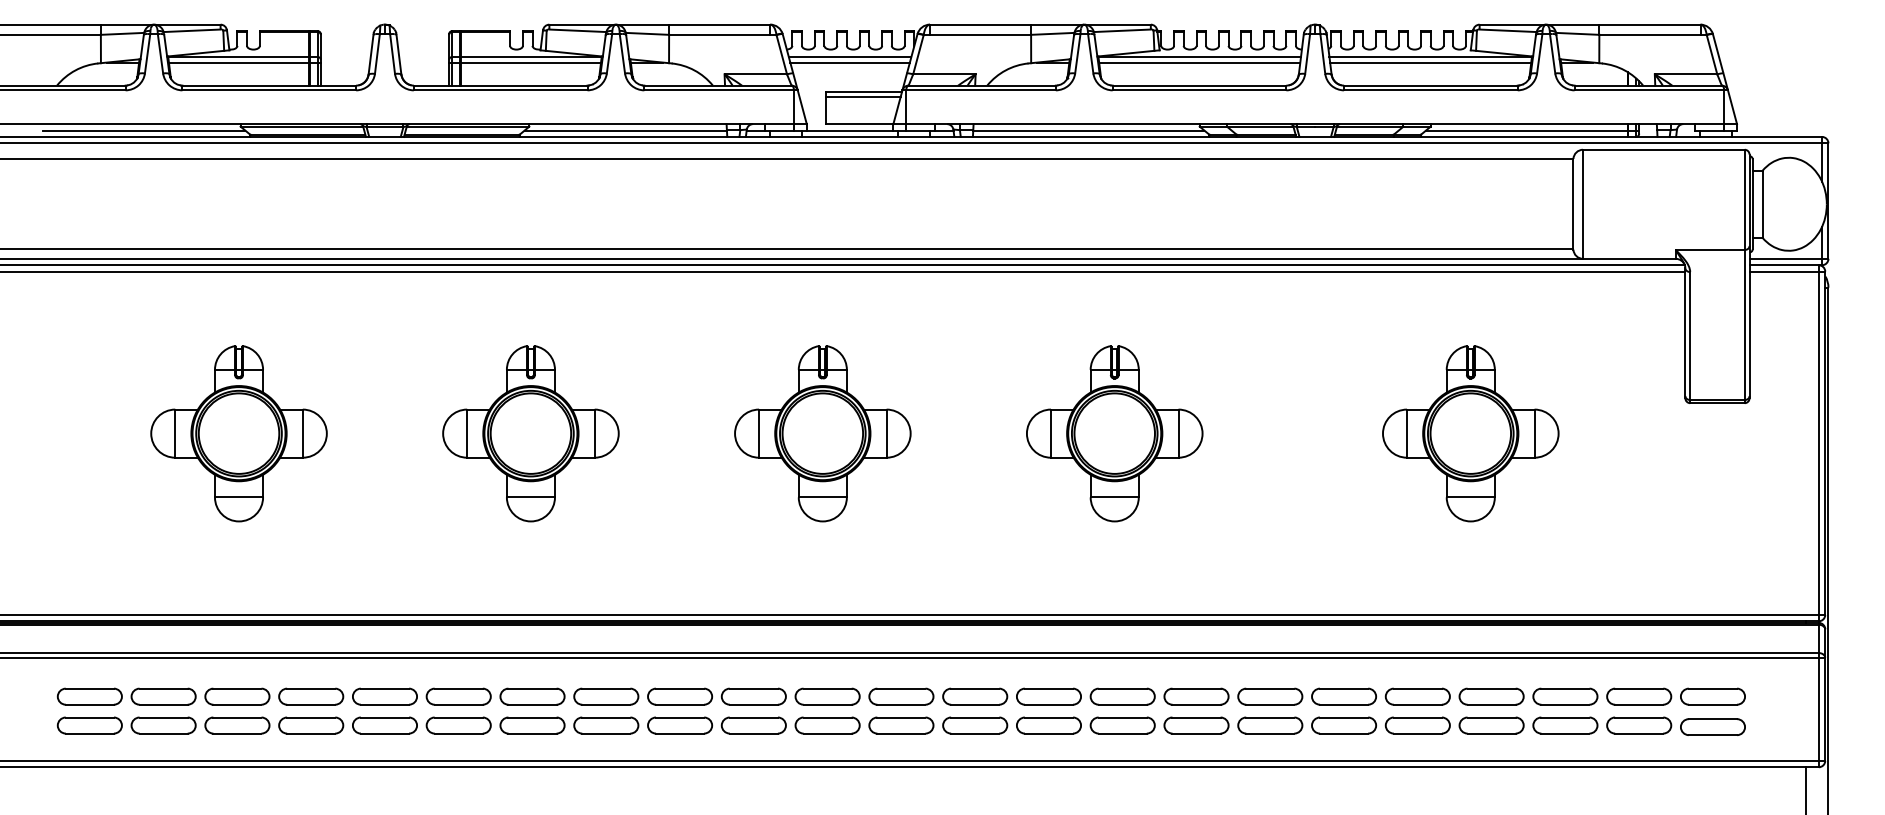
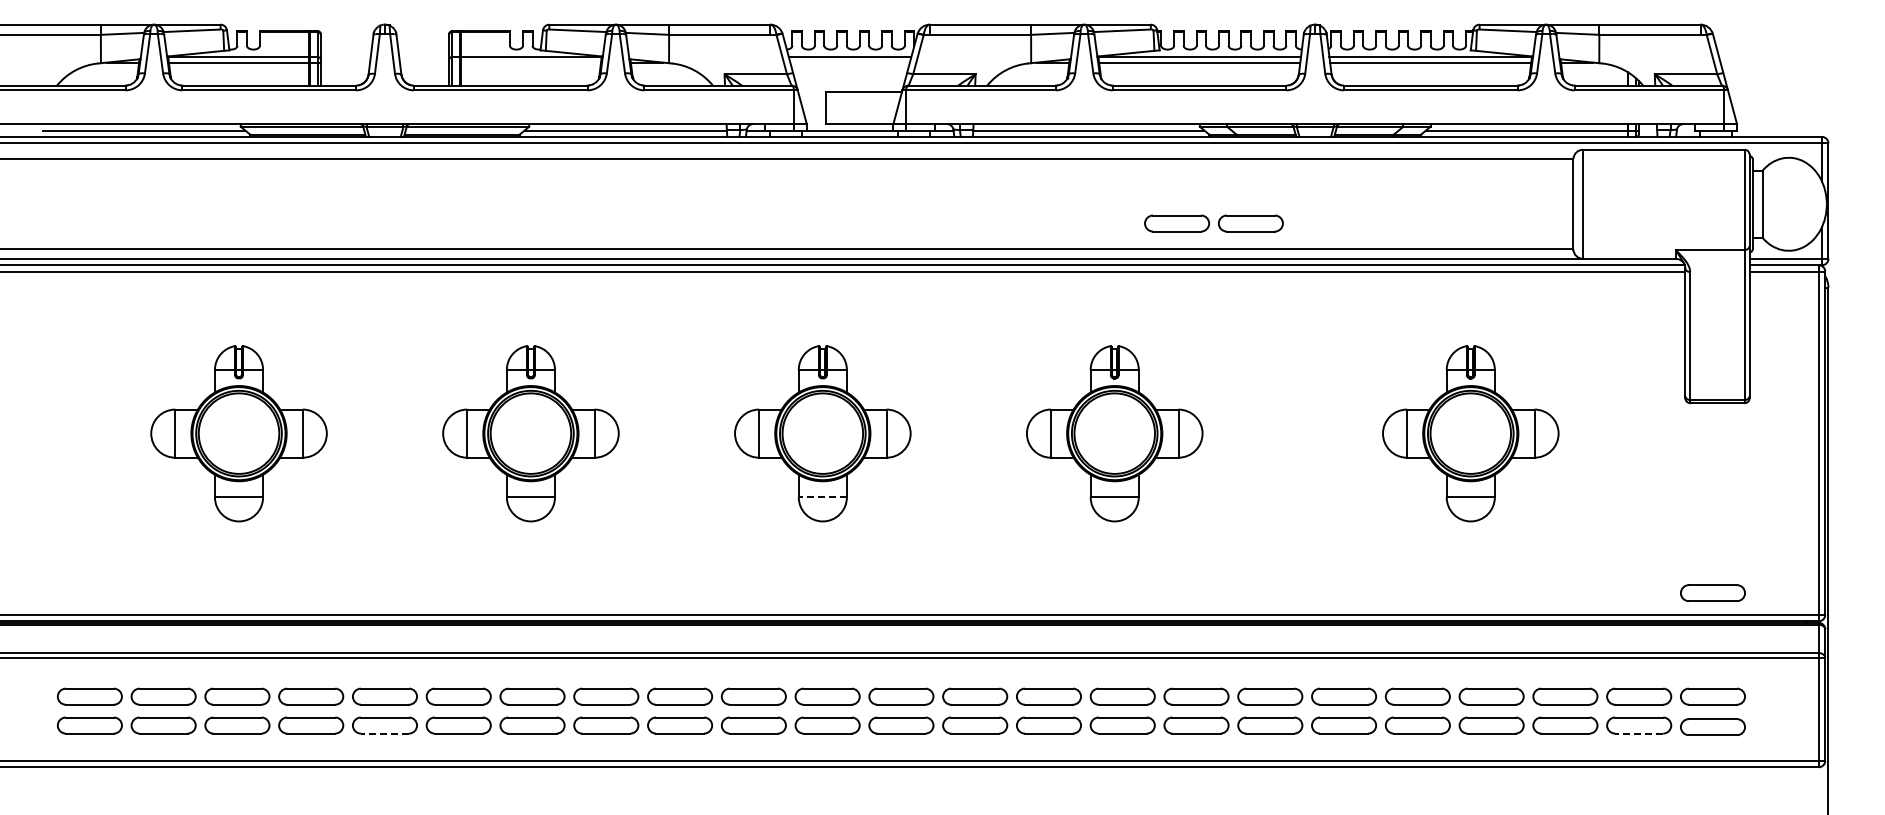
line: present -> none (525, 62)
line: present -> none (849, 62)
line: present -> none (863, 96)
part: none -> present (1213, 223)
line: solid -> dashed (822, 497)
part: none -> present (1712, 592)
line: solid -> dashed (384, 733)
line: solid -> dashed (1638, 733)
line: present -> none (1805, 789)
